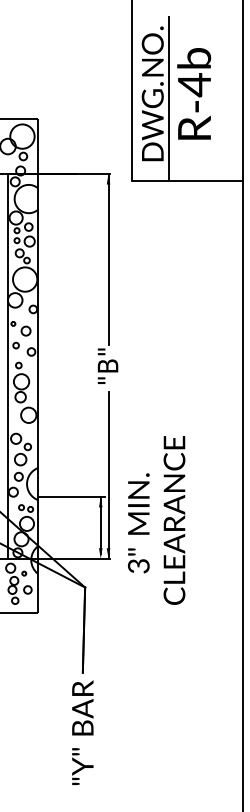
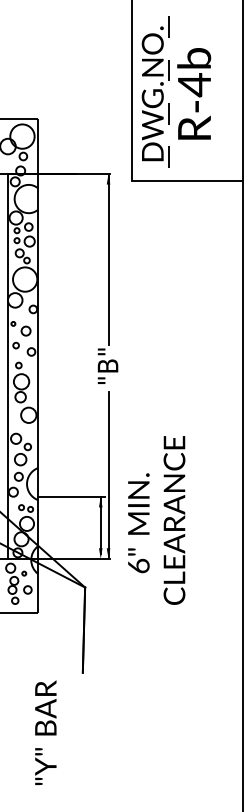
line: solid -> dashed (169, 98)
text: 3" -> 6" (138, 565)
text position: (82, 732) -> (45, 732) (45, 732)
